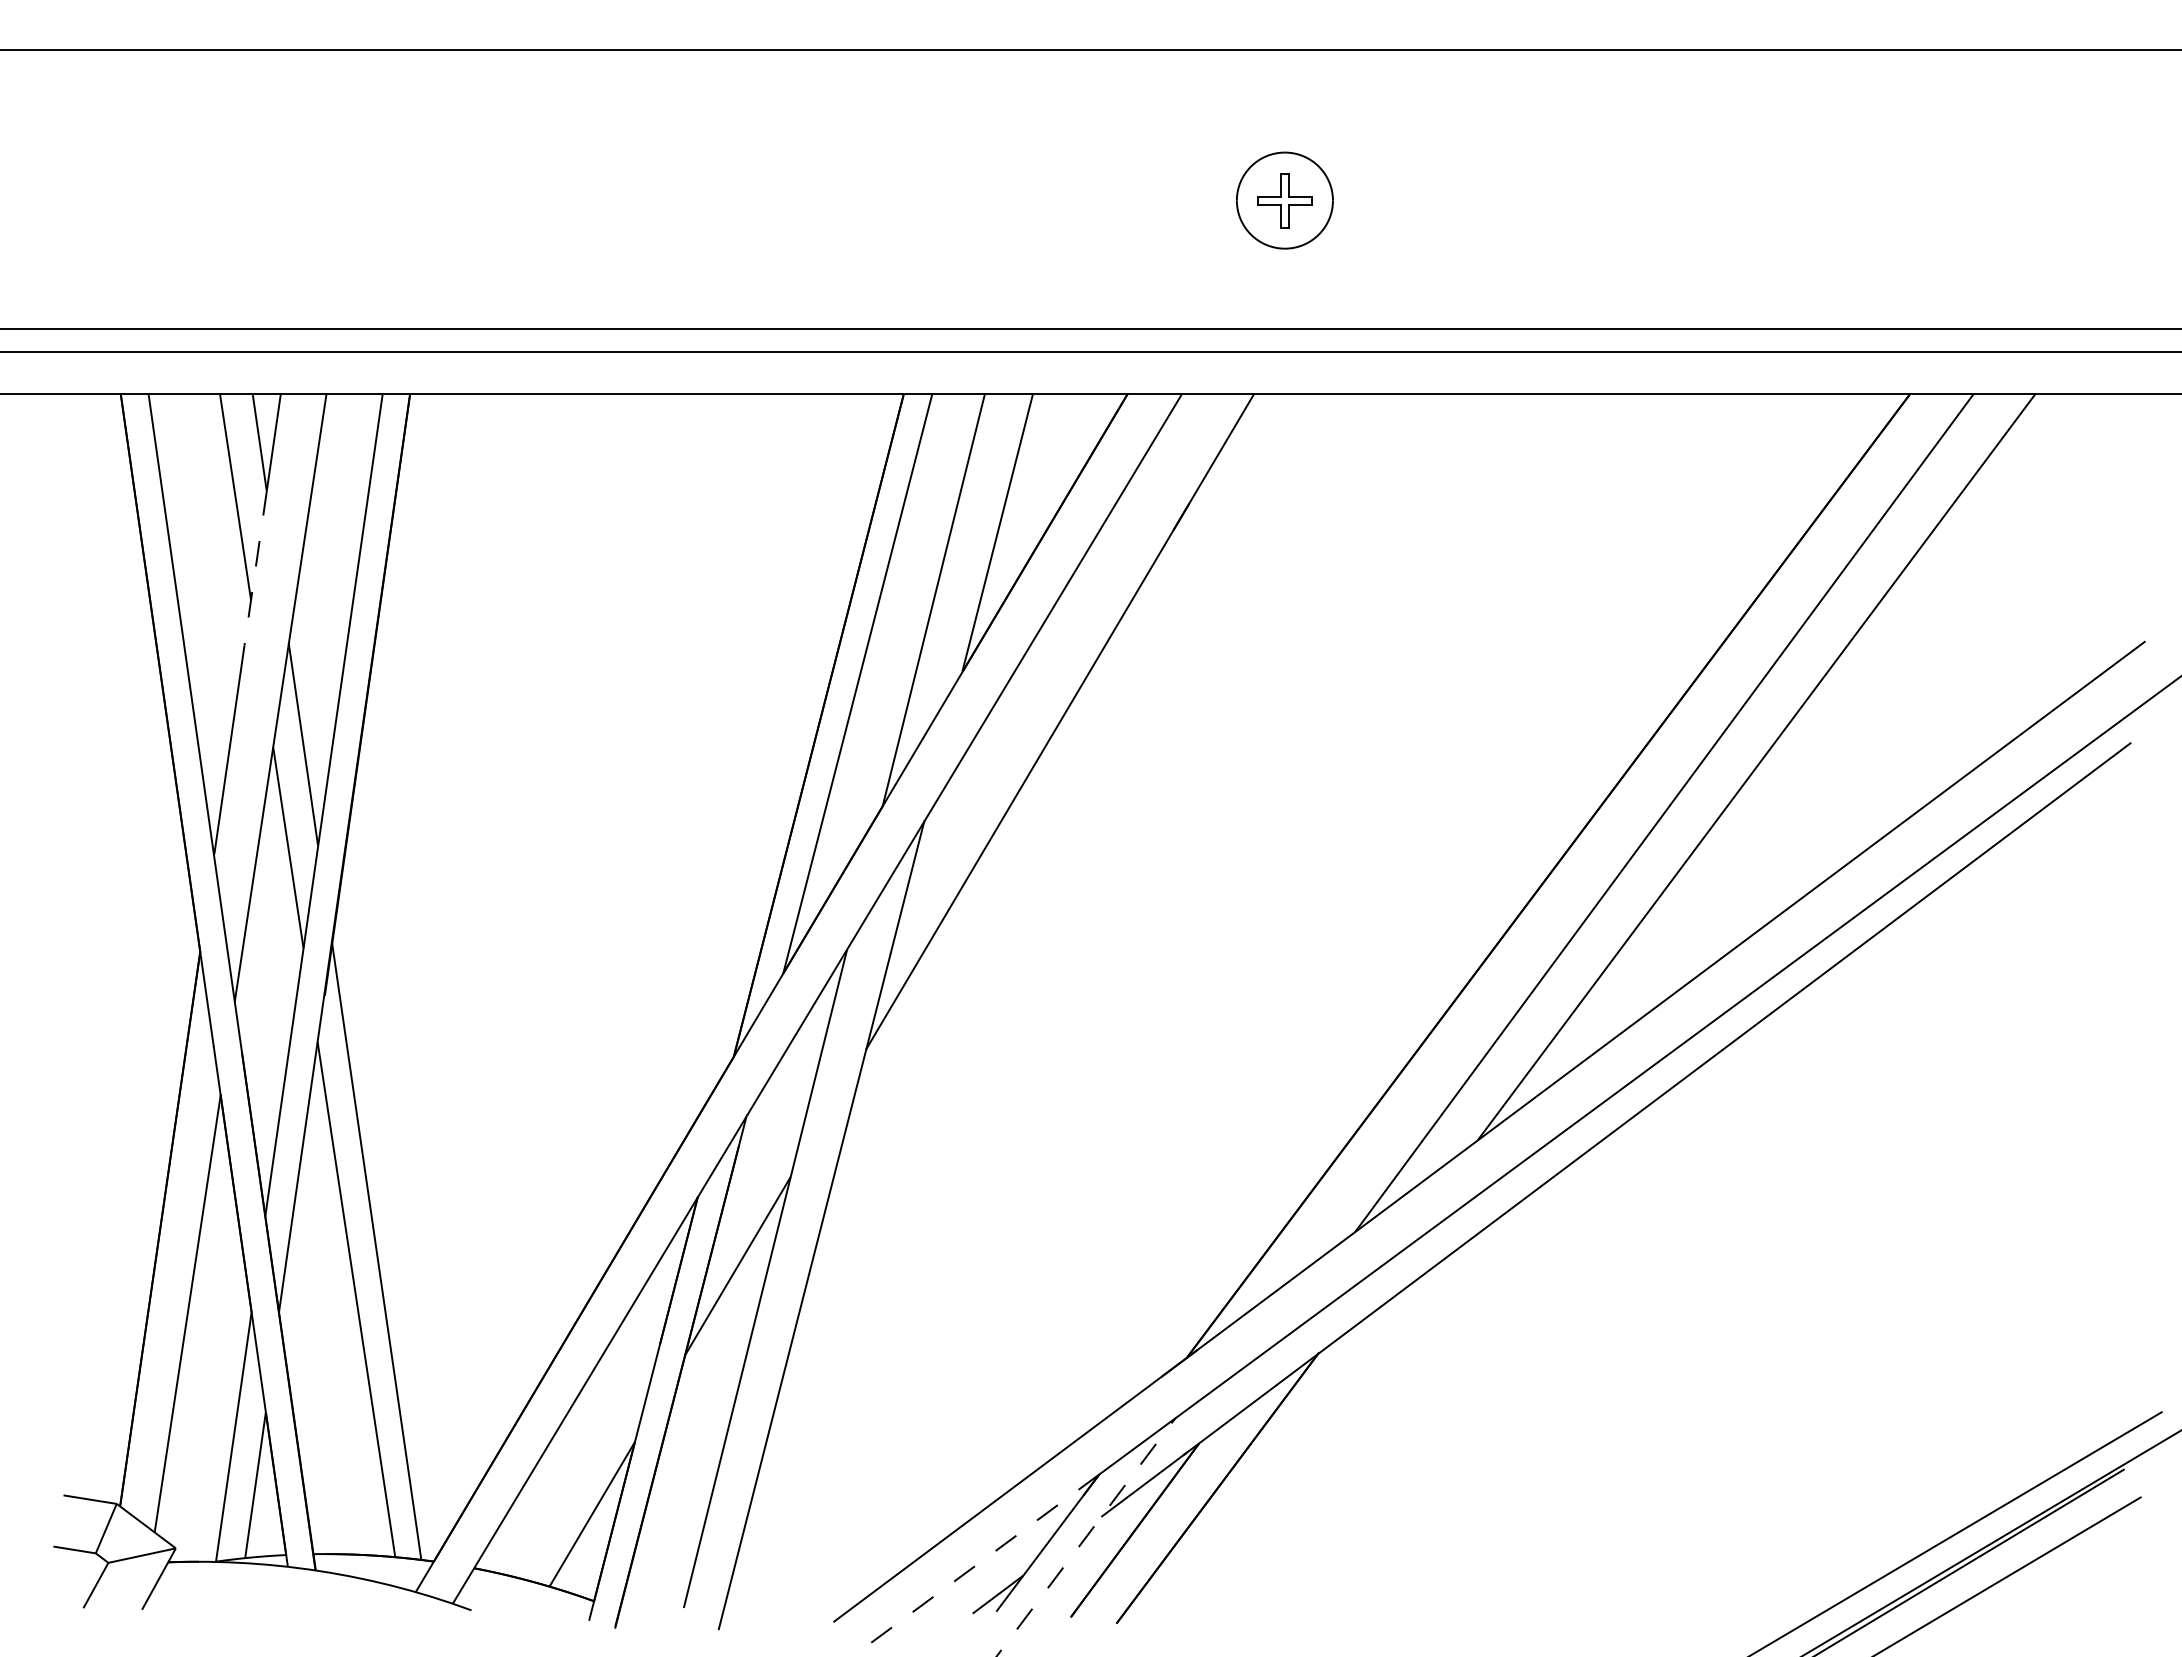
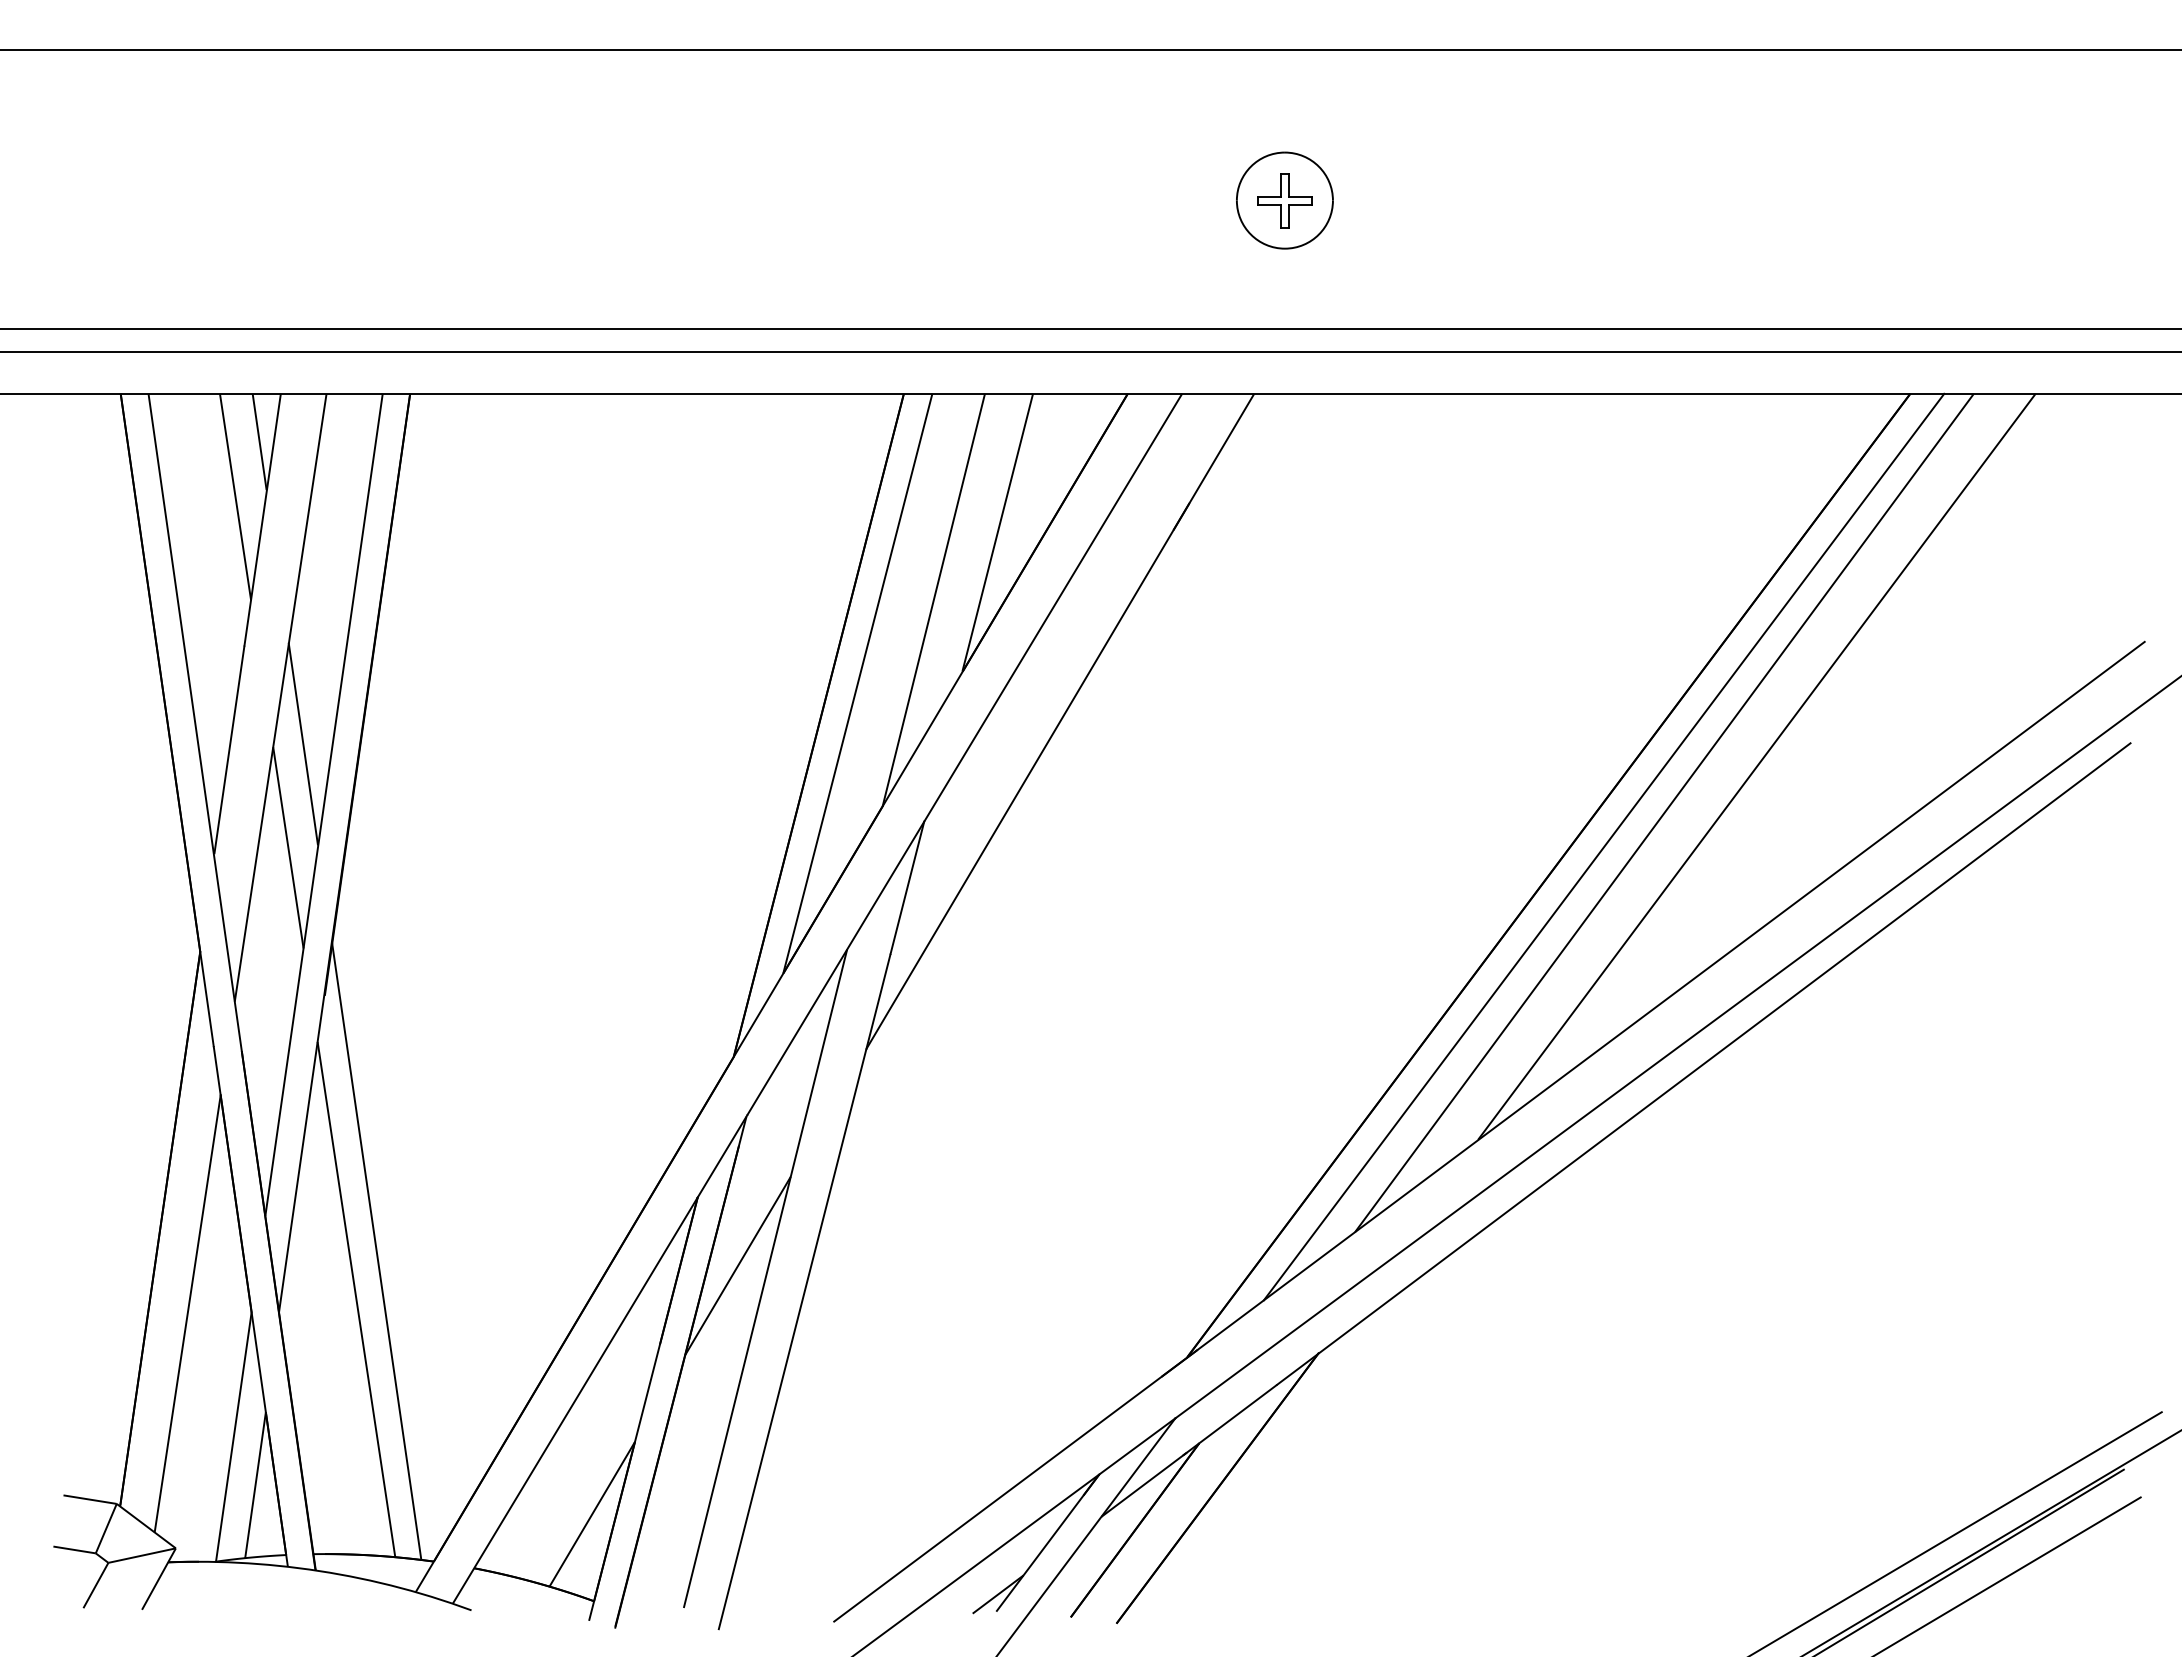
line: dashed -> solid (255, 567)
line: none -> present (1603, 846)
line: dashed -> solid (1085, 1537)
line: dashed -> solid (975, 1565)
